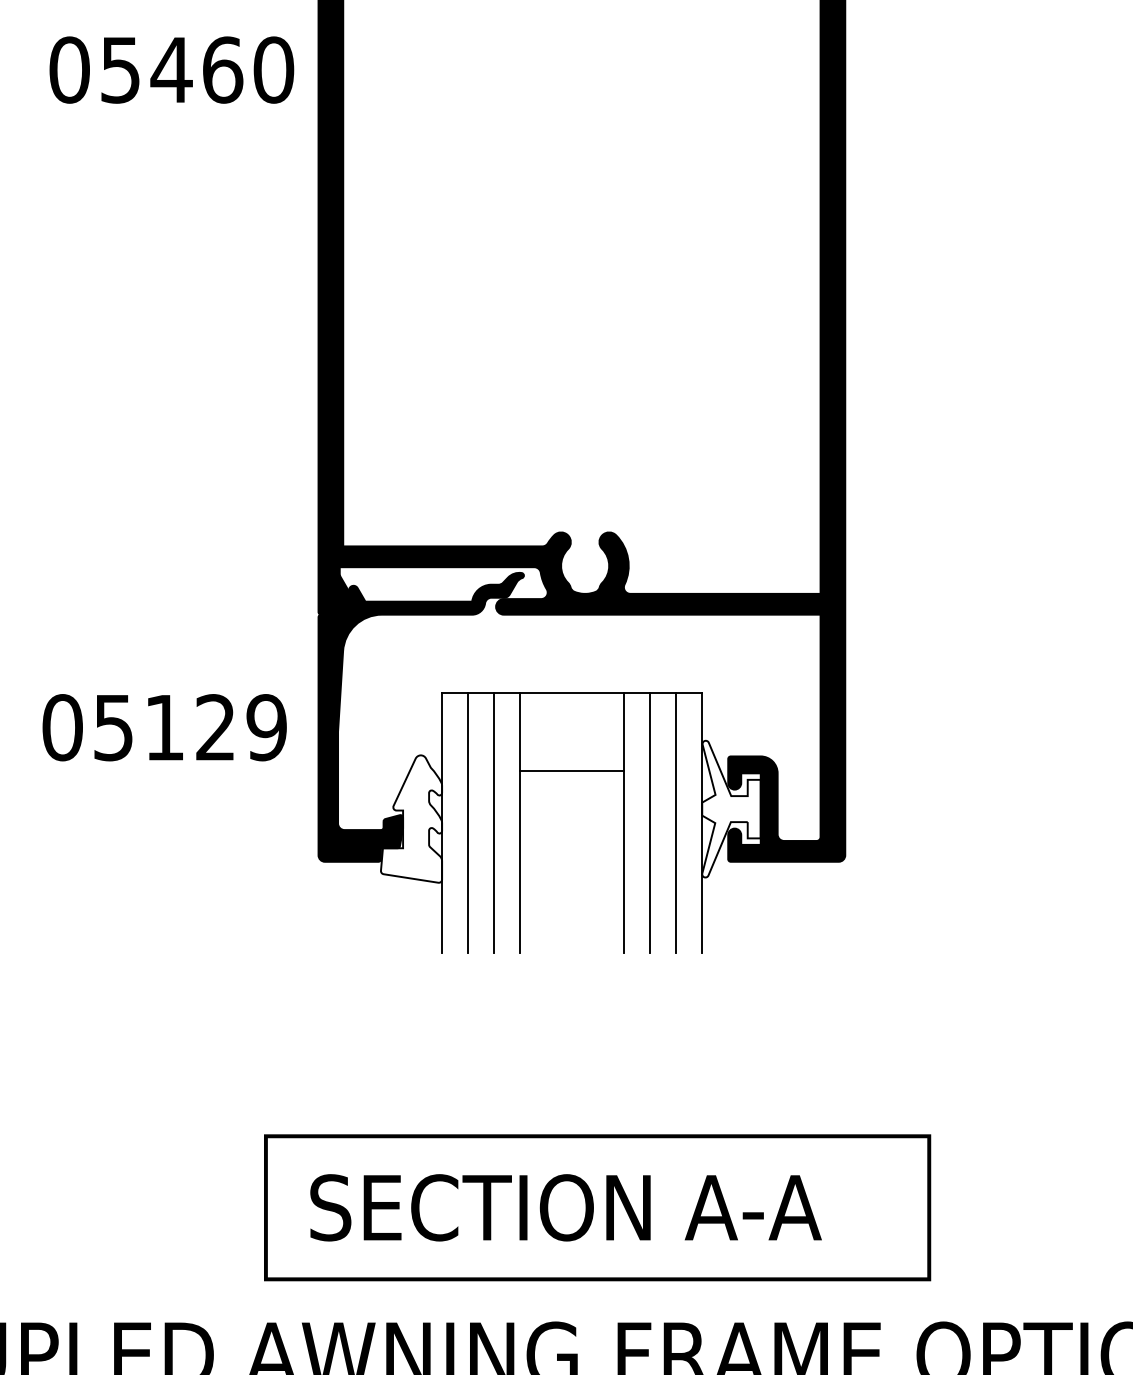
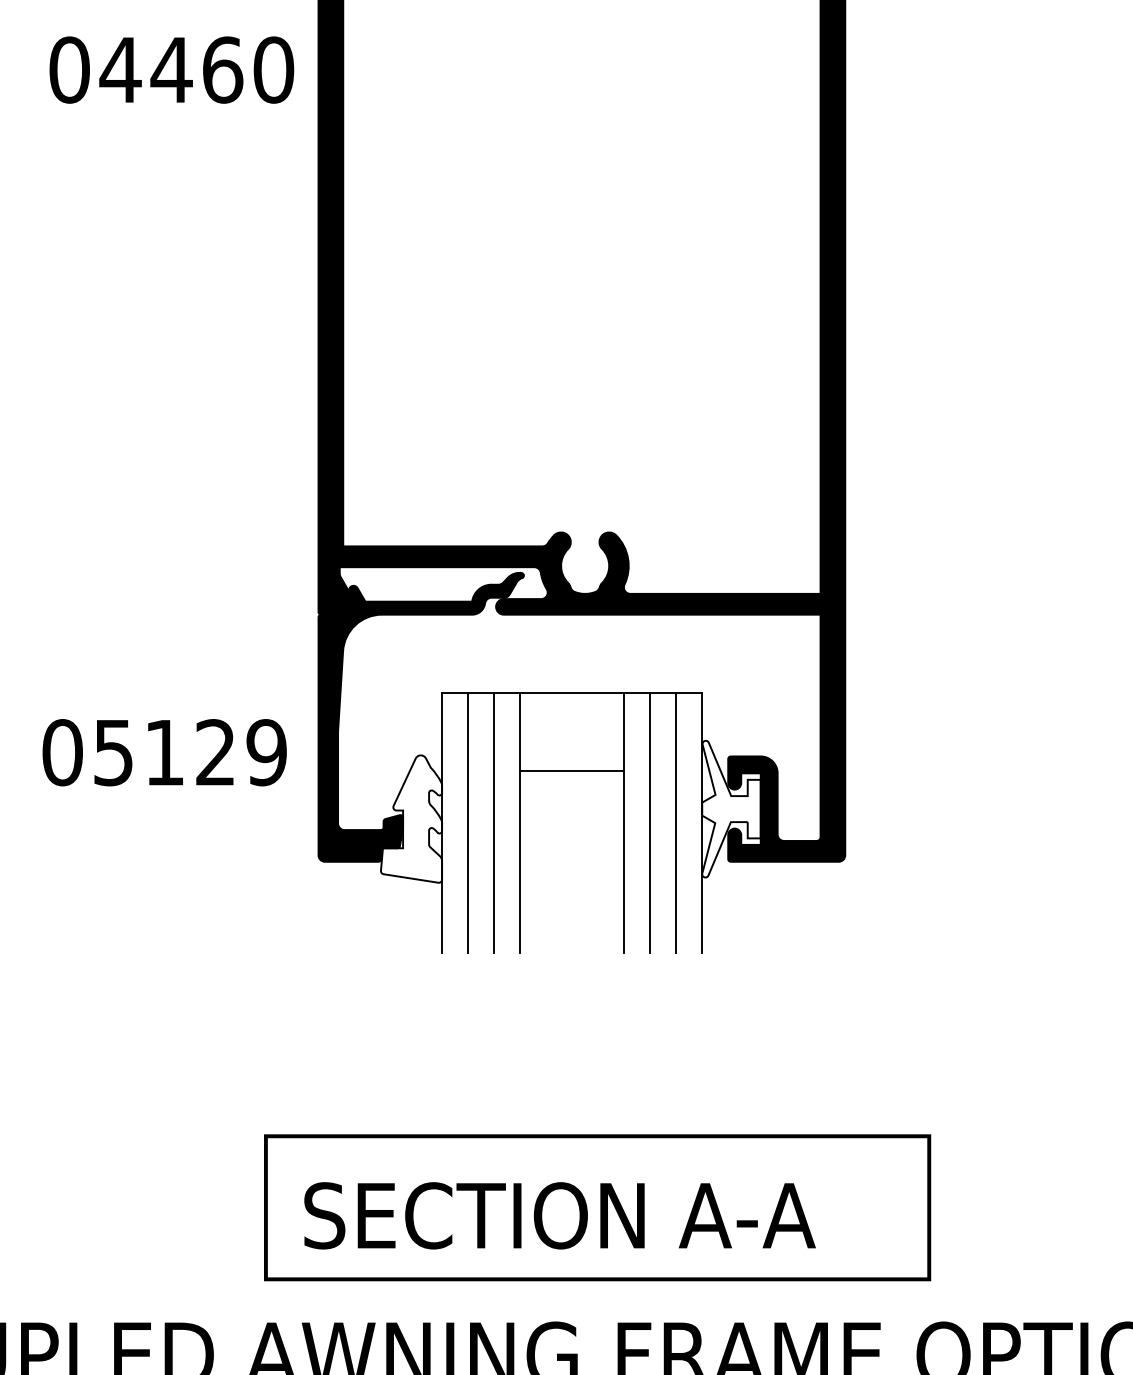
text: 05460 -> 04460 (120, 70)
text position: (164, 727) -> (164, 752) (164, 752)
text position: (565, 1207) -> (559, 1215) (559, 1215)
